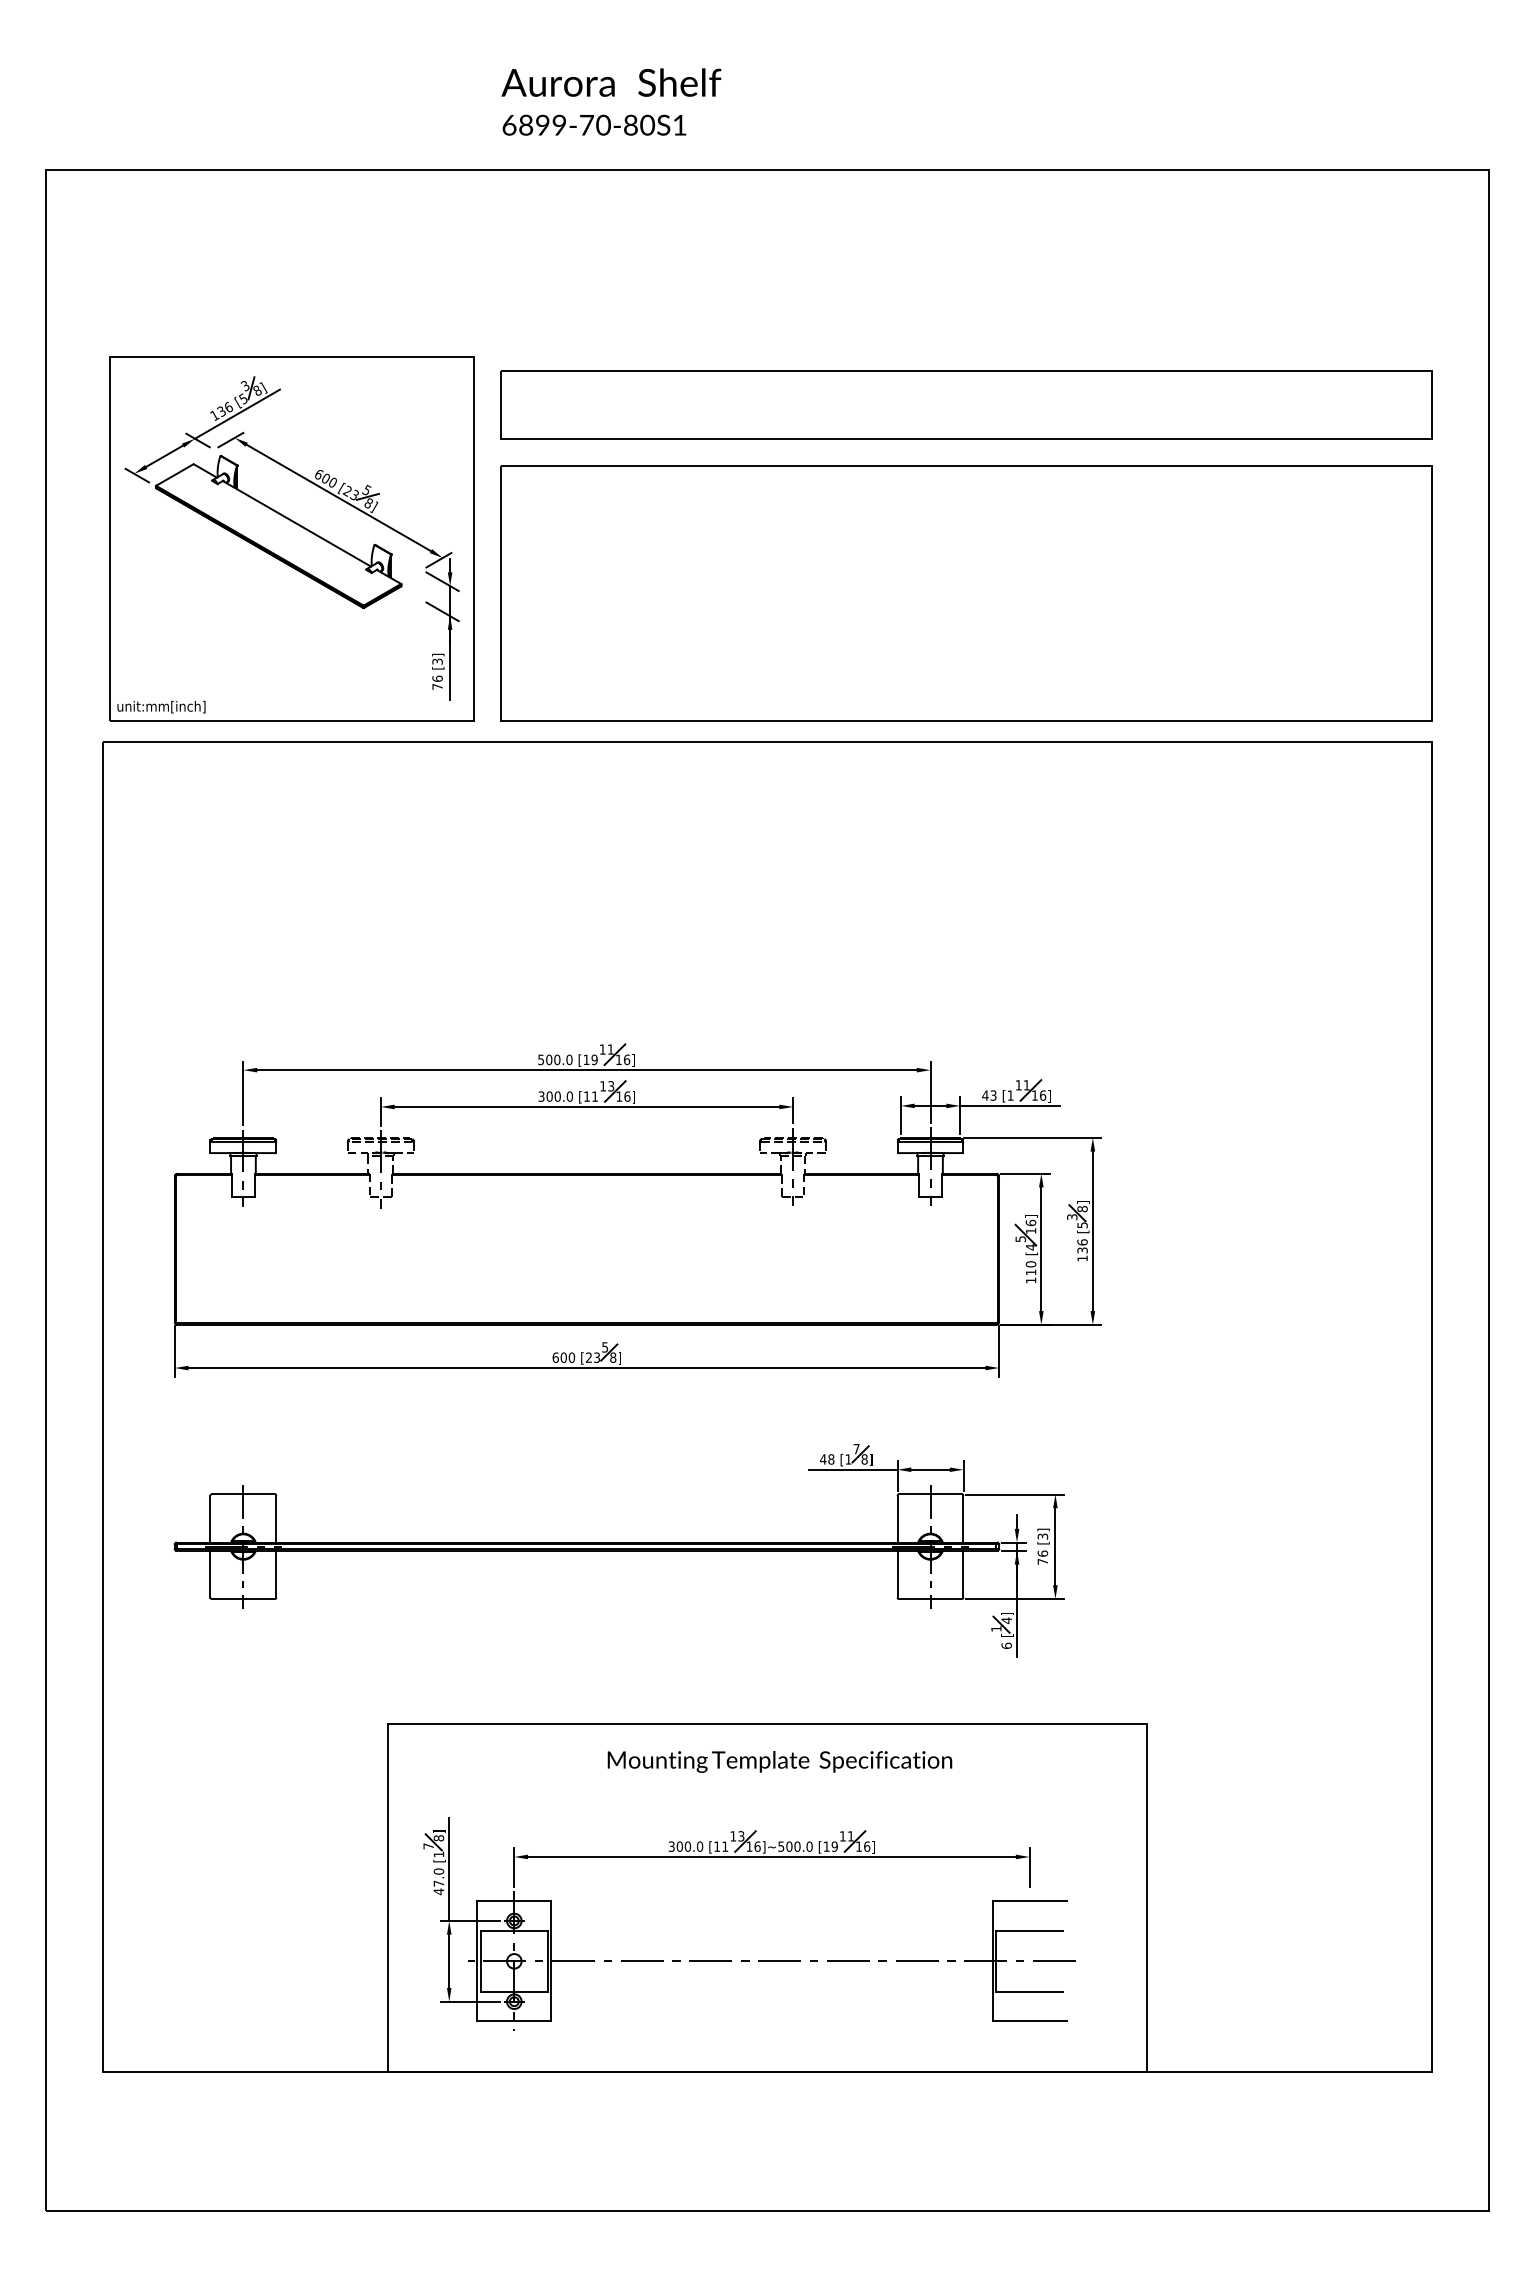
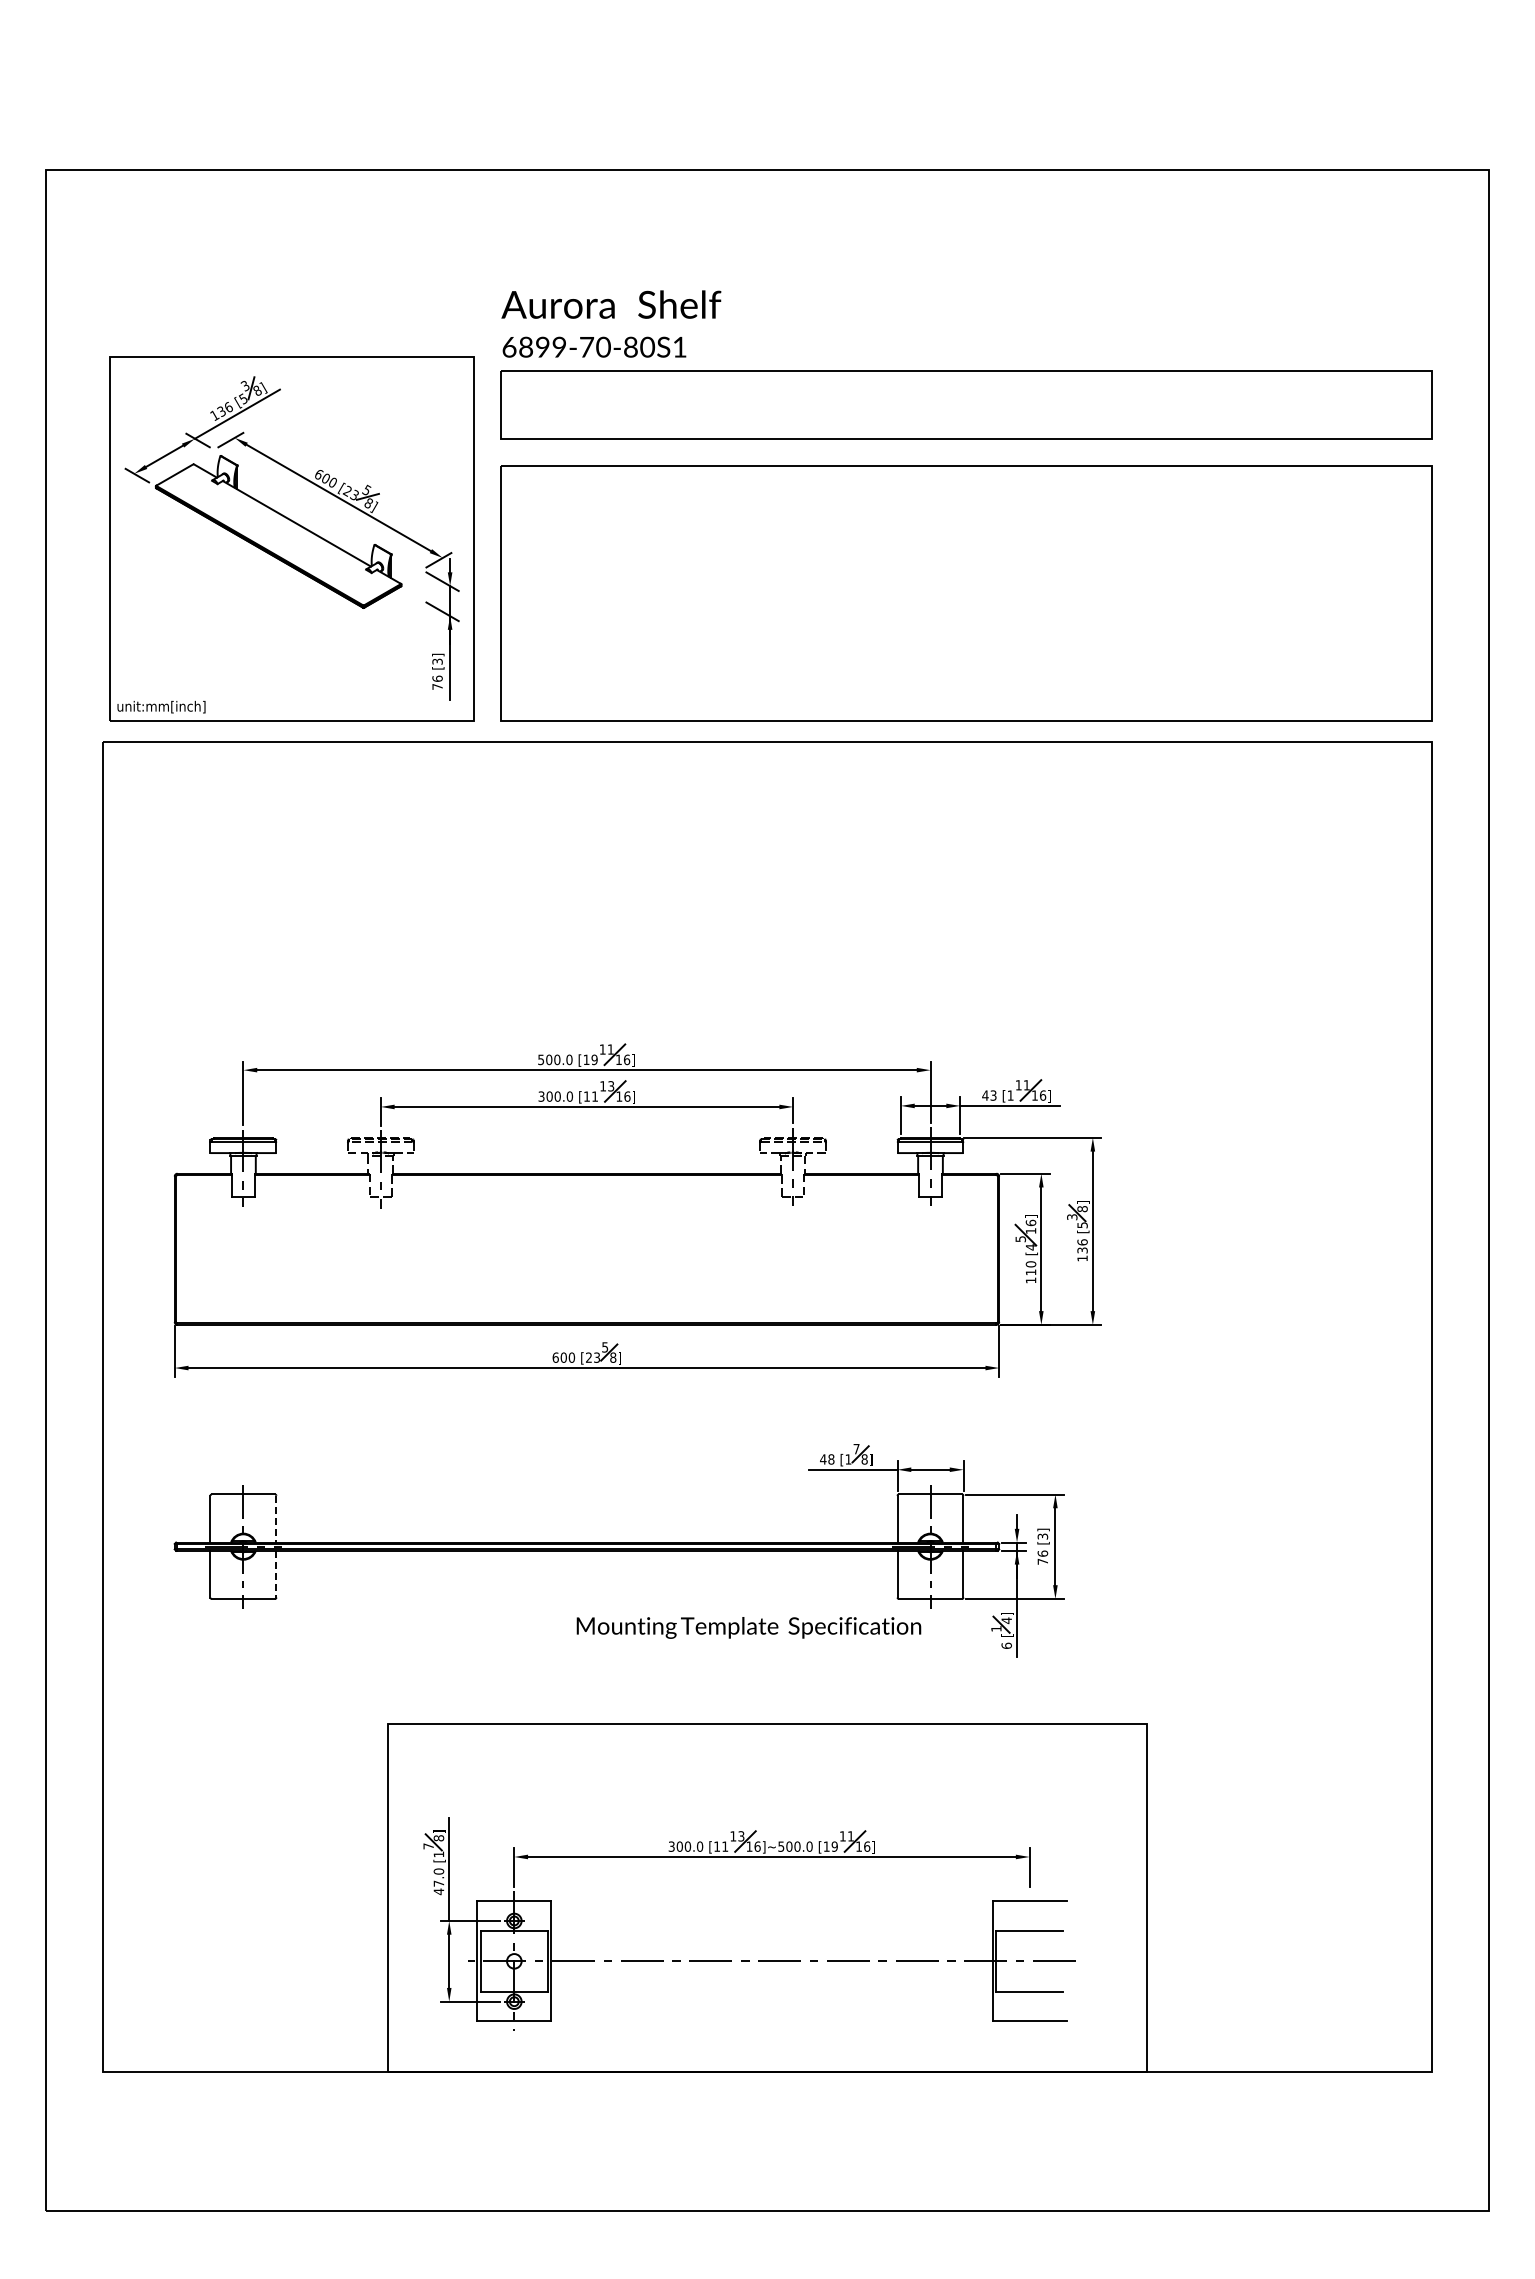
text position: (611, 101) -> (611, 323) (611, 323)
line: solid -> dashed (276, 1519)
line: solid -> dashed (276, 1574)
text position: (779, 1761) -> (748, 1627) (748, 1627)
